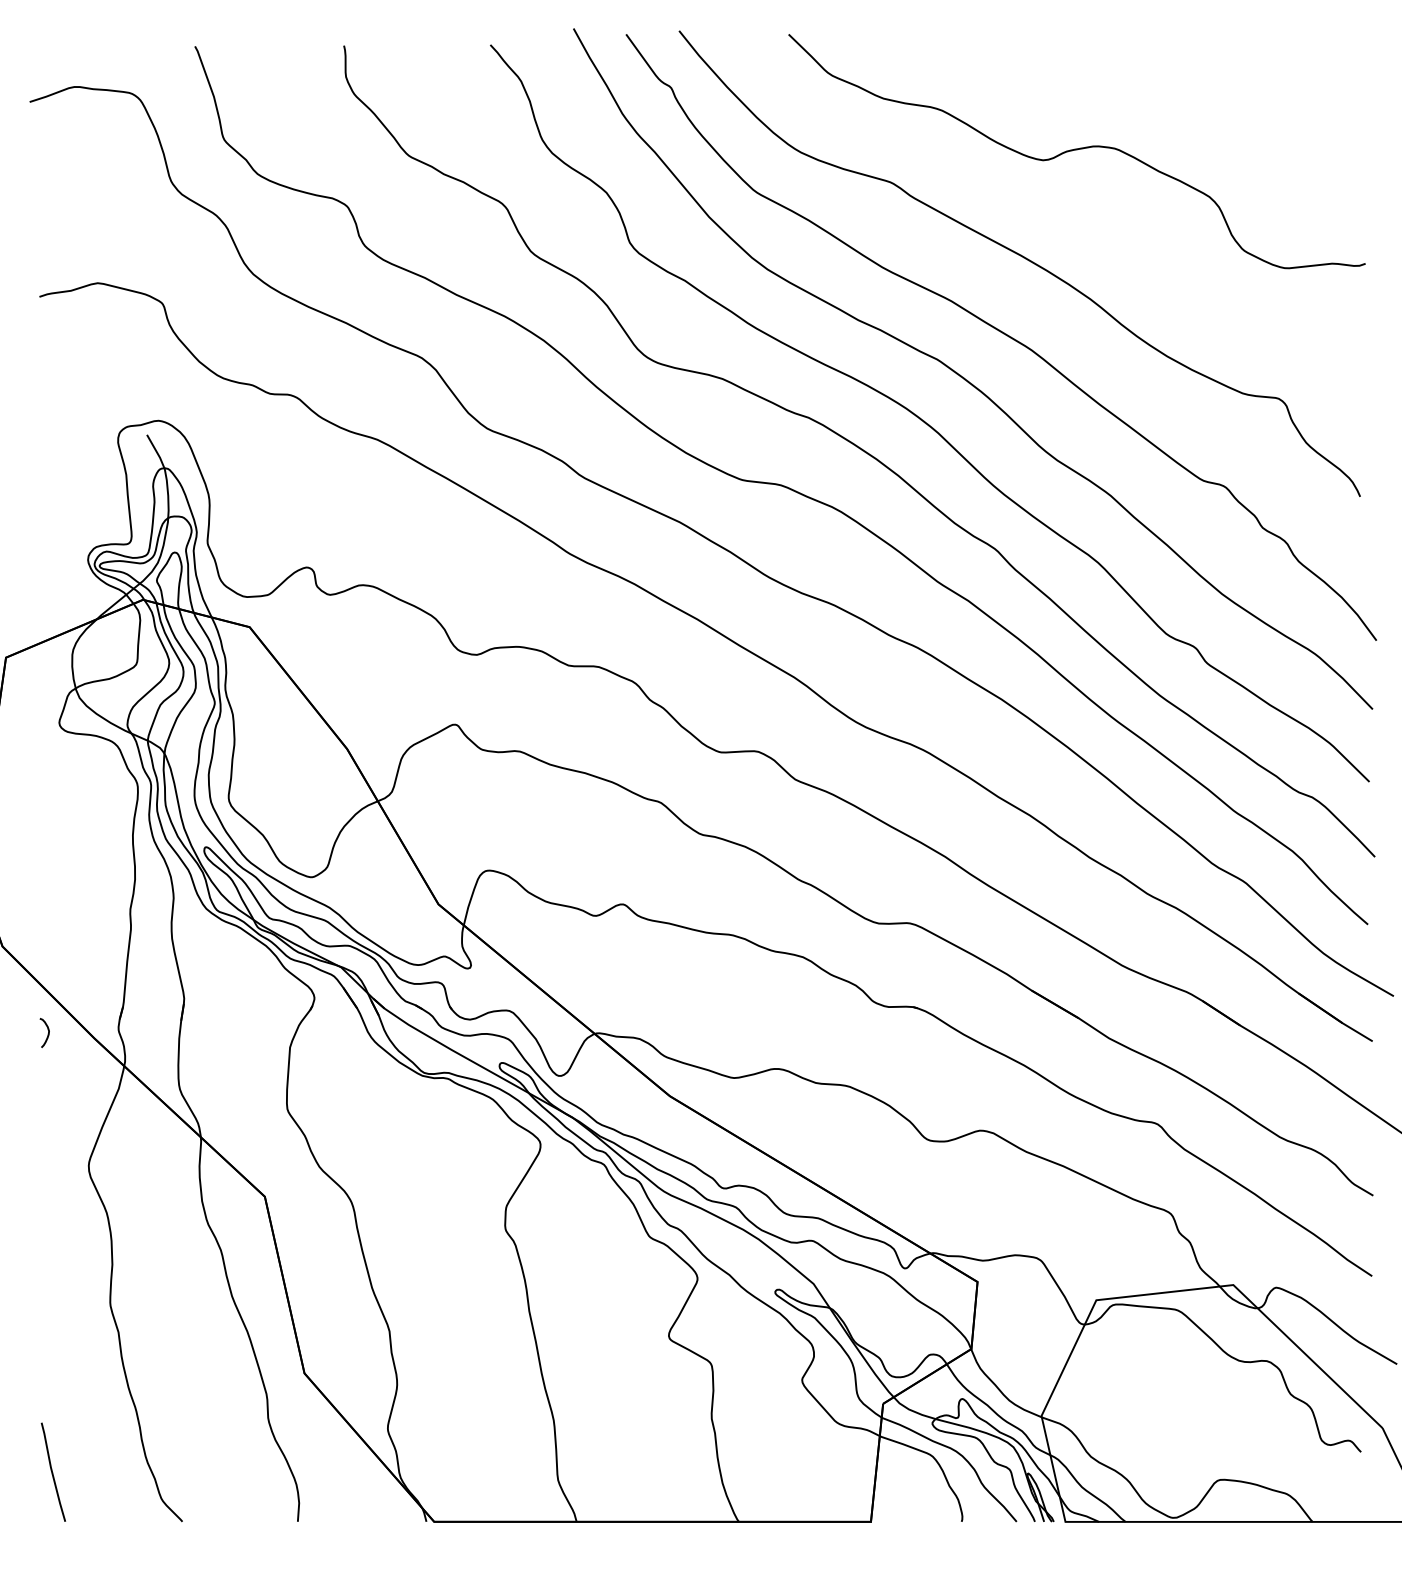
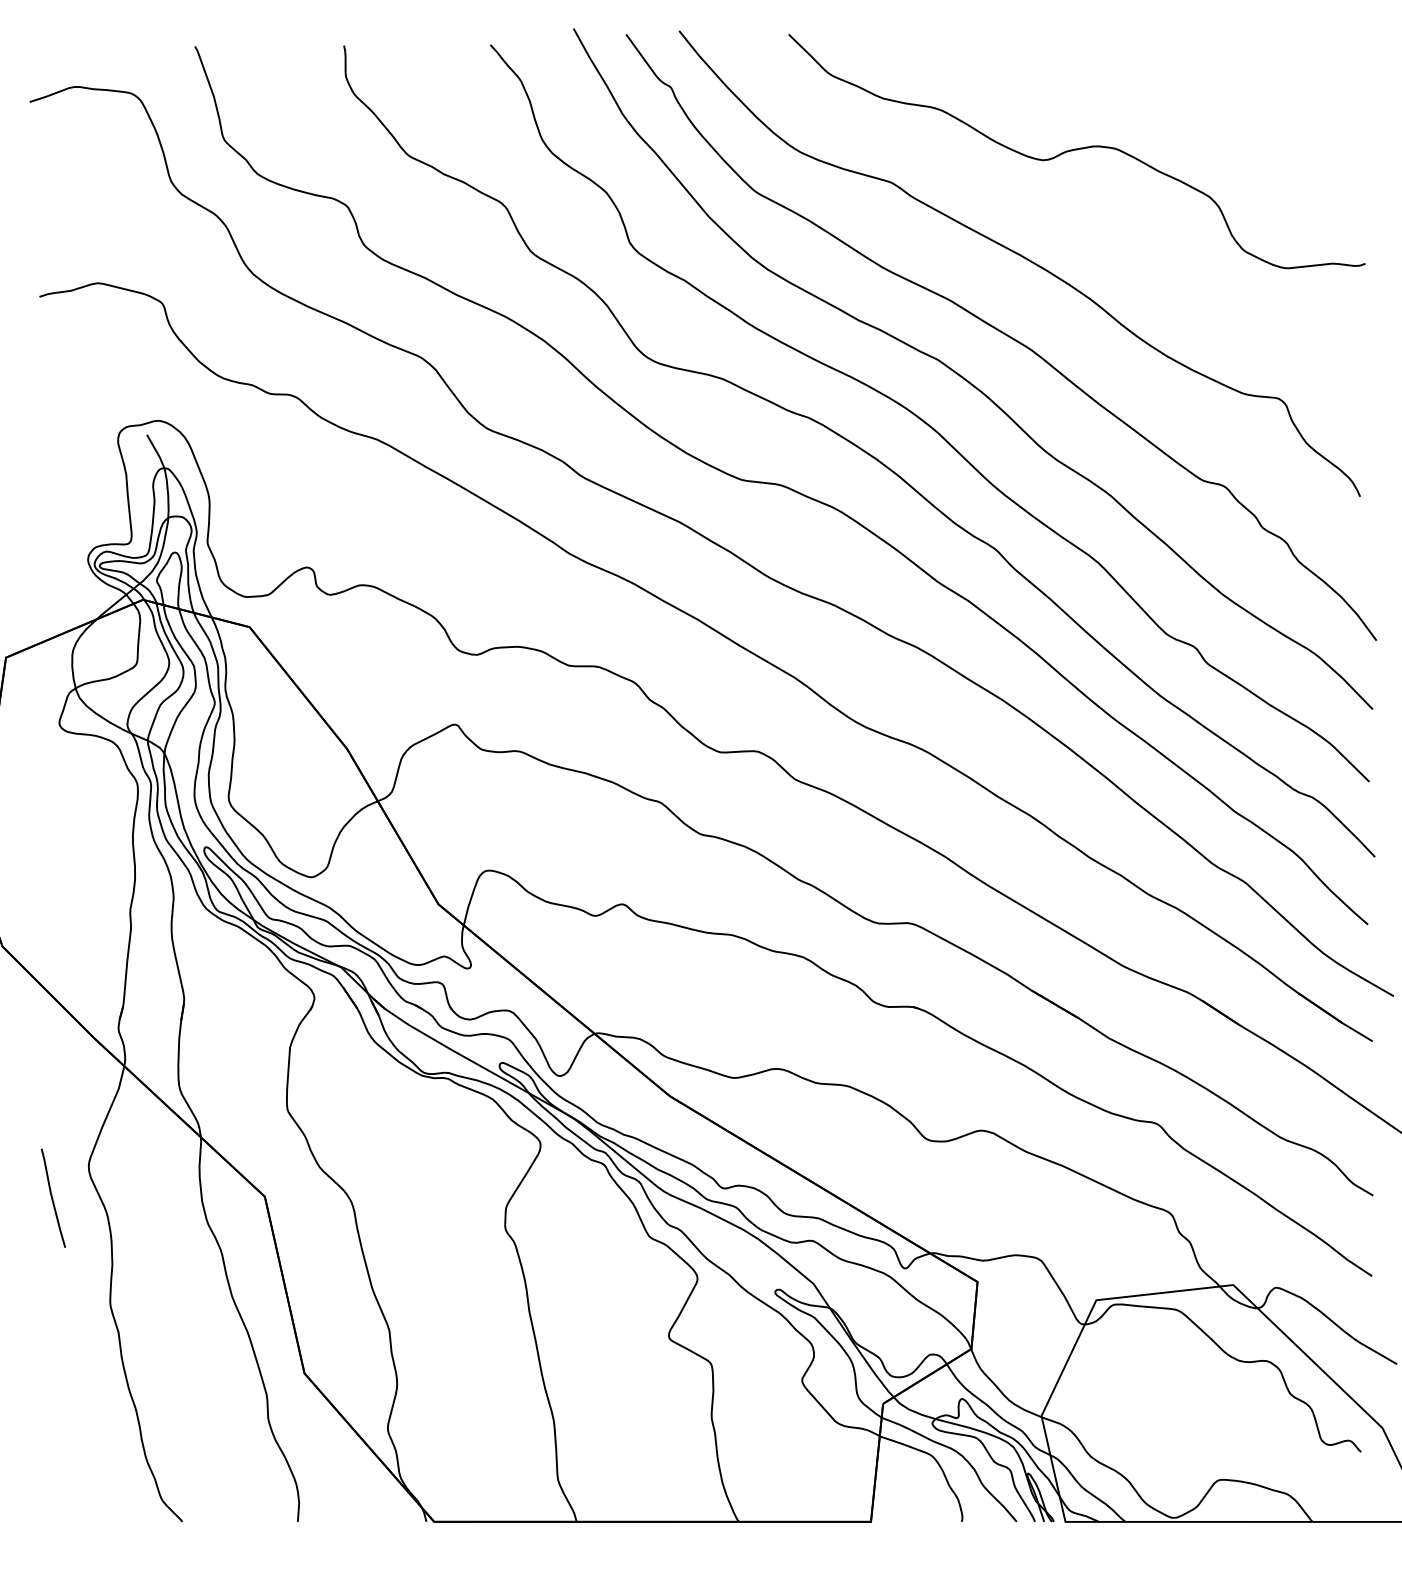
curve: present -> none (47, 1034)
line position: (52, 1471) -> (52, 1197) (52, 1197)
